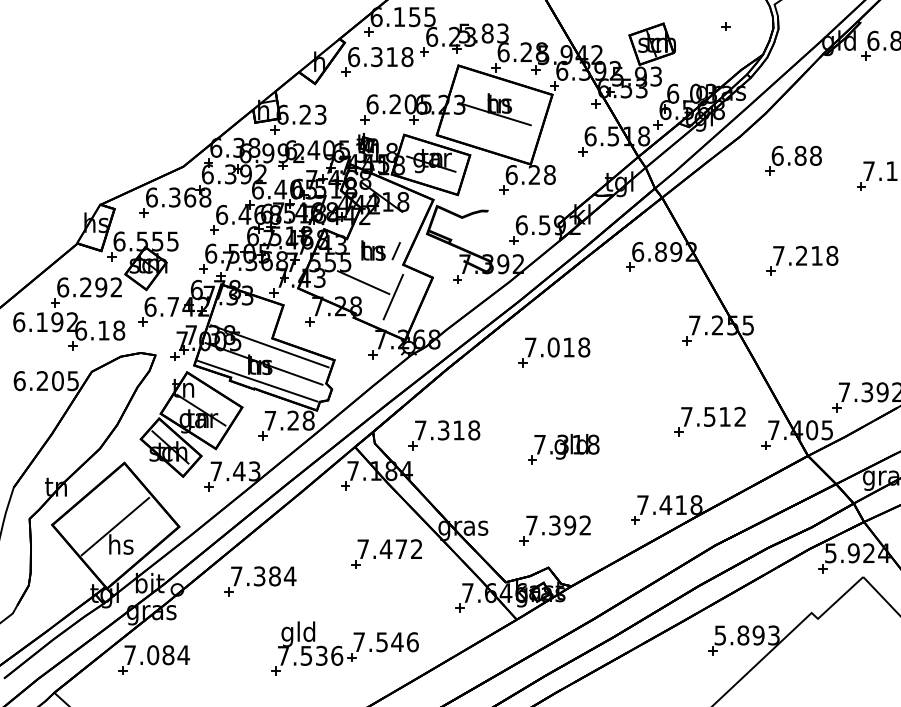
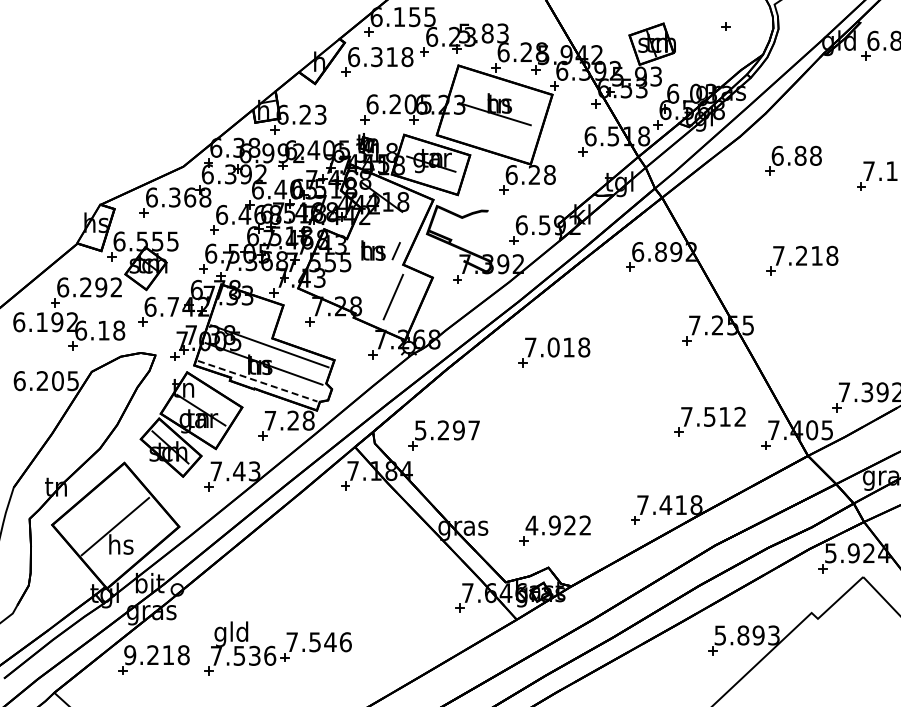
line: present -> none (363, 282)
line: solid -> dashed (258, 381)
text: 7.318 -> 5.297 (447, 430)
part: present -> none (563, 449)
text: 7.392 -> 4.922 (550, 525)
part: present -> none (386, 553)
part: present -> none (260, 581)
part position: (344, 648) -> (277, 648) (277, 648)
text: 7.084 -> 9.218 (157, 655)
